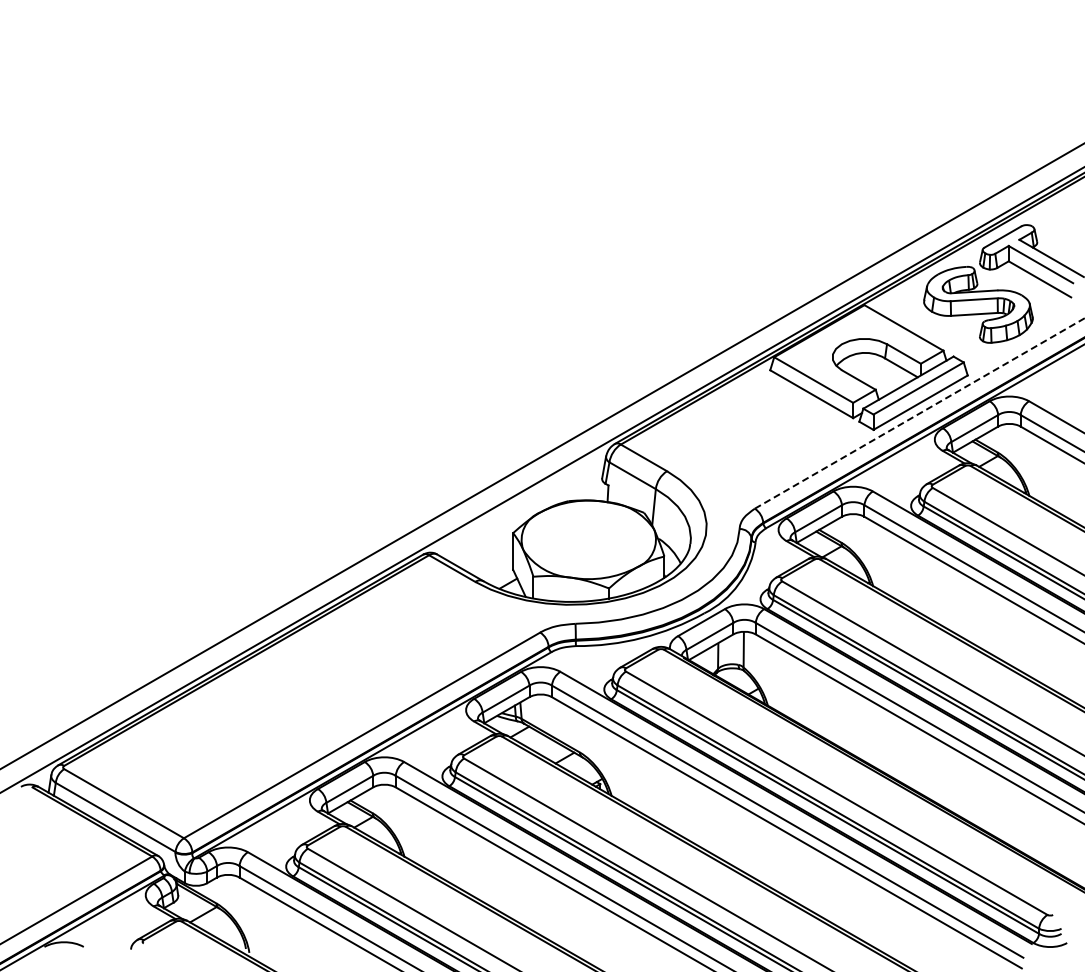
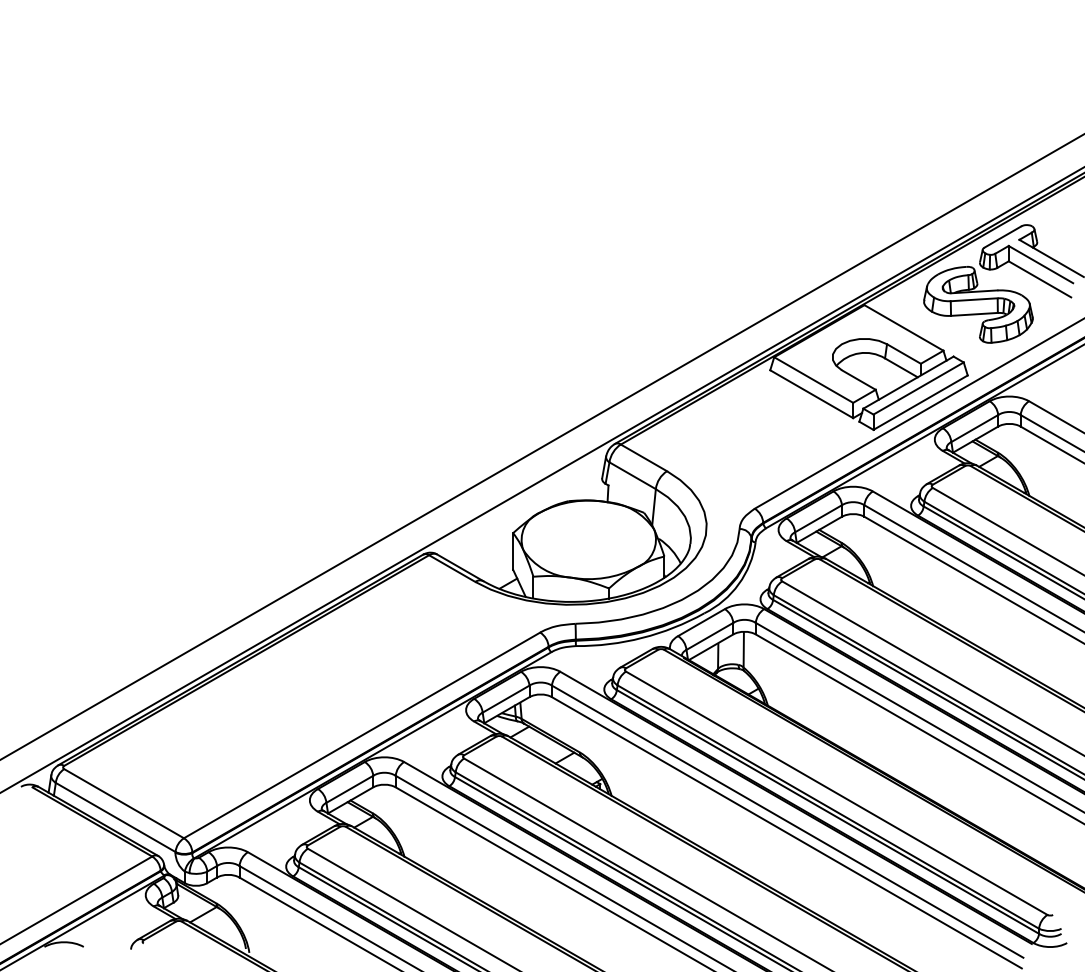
line: dashed -> solid (920, 413)
line position: (541, 456) -> (541, 446) (541, 446)
